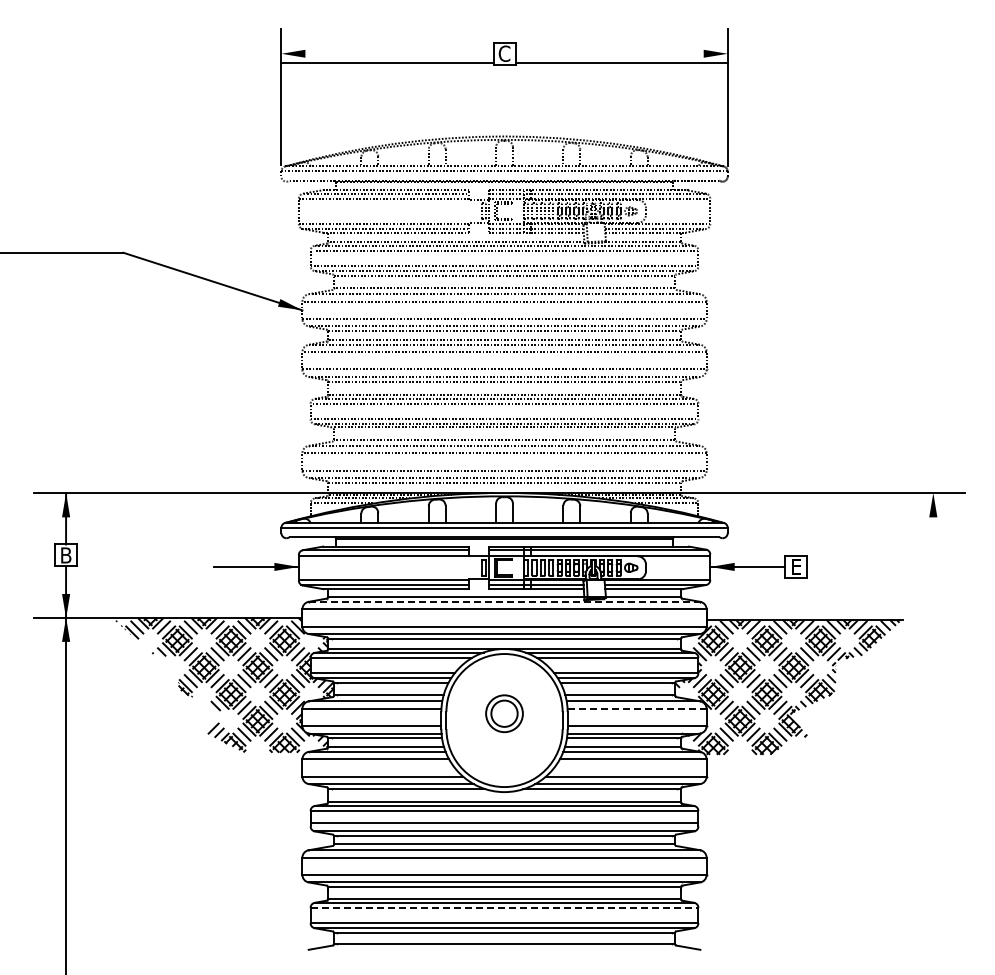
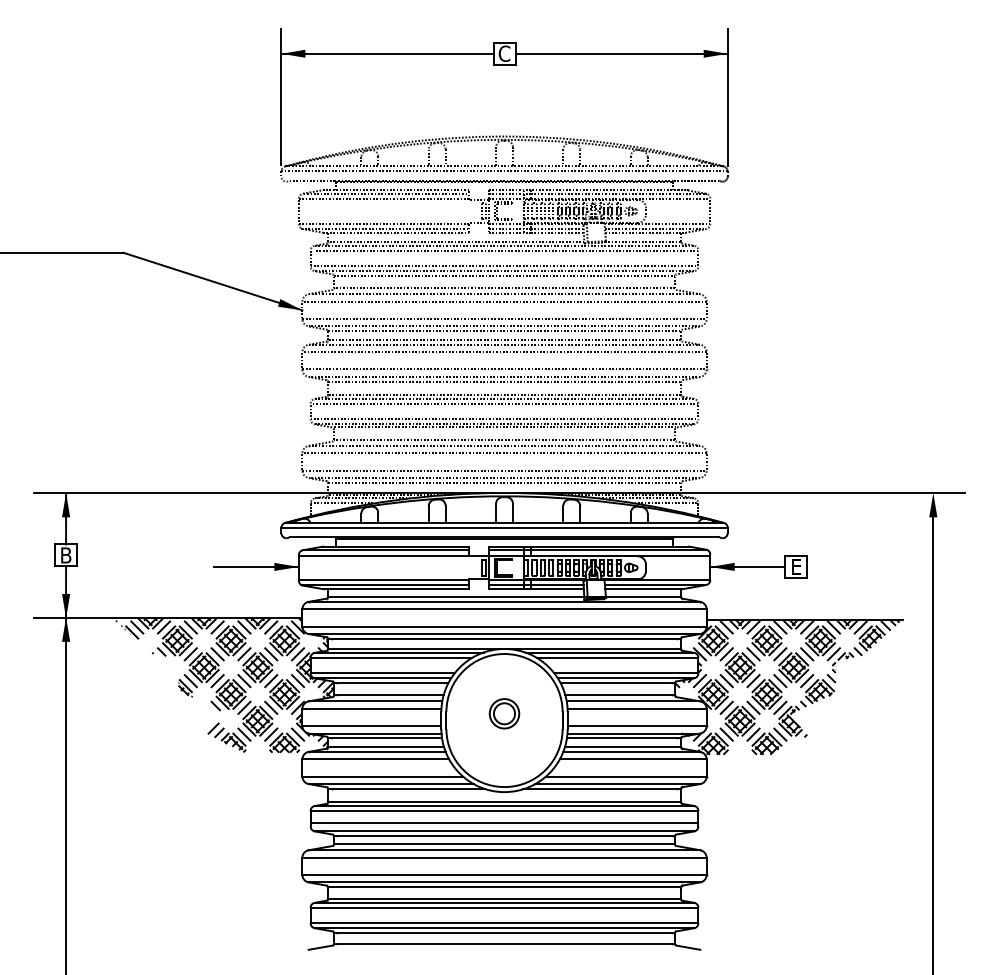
line position: (387, 62) -> (387, 53) (387, 53)
line position: (621, 62) -> (621, 53) (621, 53)
line: dashed -> solid (504, 601)
line: dashed -> solid (637, 708)
part size: 39x40 px -> 33x32 px (504, 713)
line: none -> present (933, 744)
line: dashed -> solid (504, 907)
